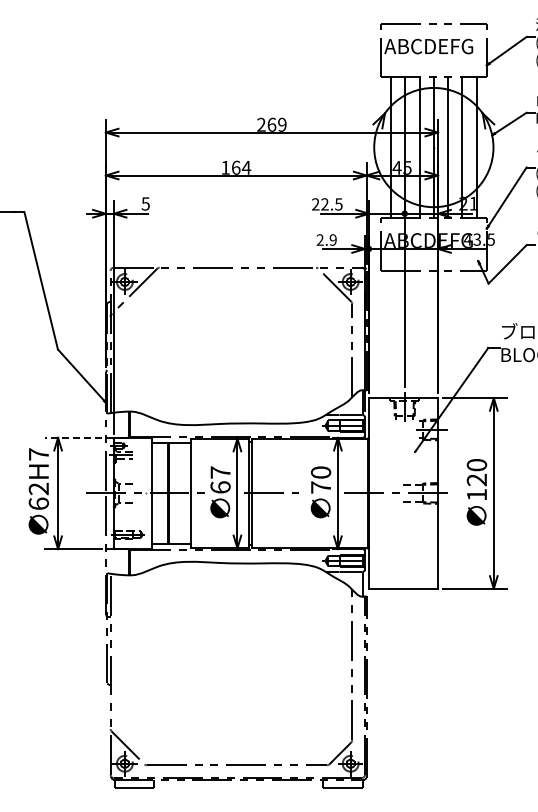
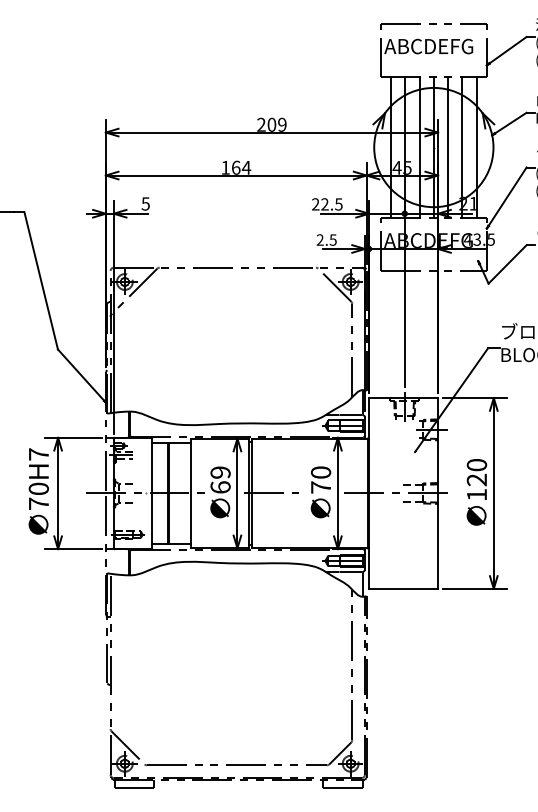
text: 269 -> 209 (271, 124)
text: 2.9 -> 2.5 (332, 239)
line: dashed -> solid (73, 437)
text: 67 -> 69 (220, 472)
text: 62H7 -> 70H7 (38, 495)
